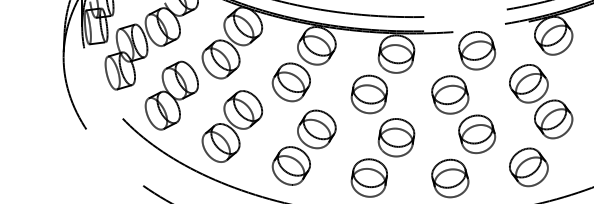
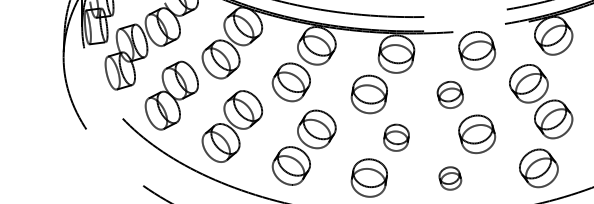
part size: 39x40 px -> 28x28 px (449, 94)
part size: 39x40 px -> 27x29 px (396, 137)
part position: (528, 167) -> (538, 168) (538, 168)
part size: 39x41 px -> 25x25 px (450, 178)
